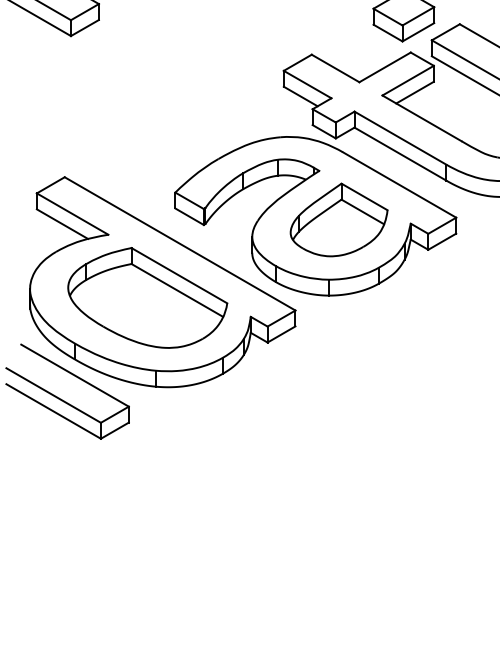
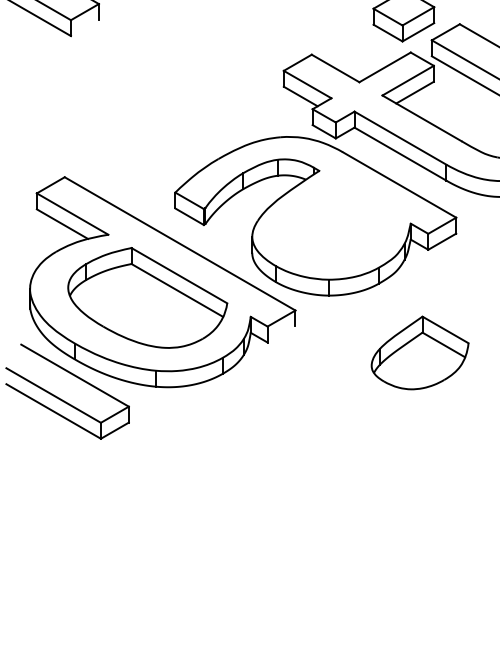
line: present -> none (84, 28)
part position: (338, 219) -> (419, 352) (419, 352)
line: present -> none (281, 334)
